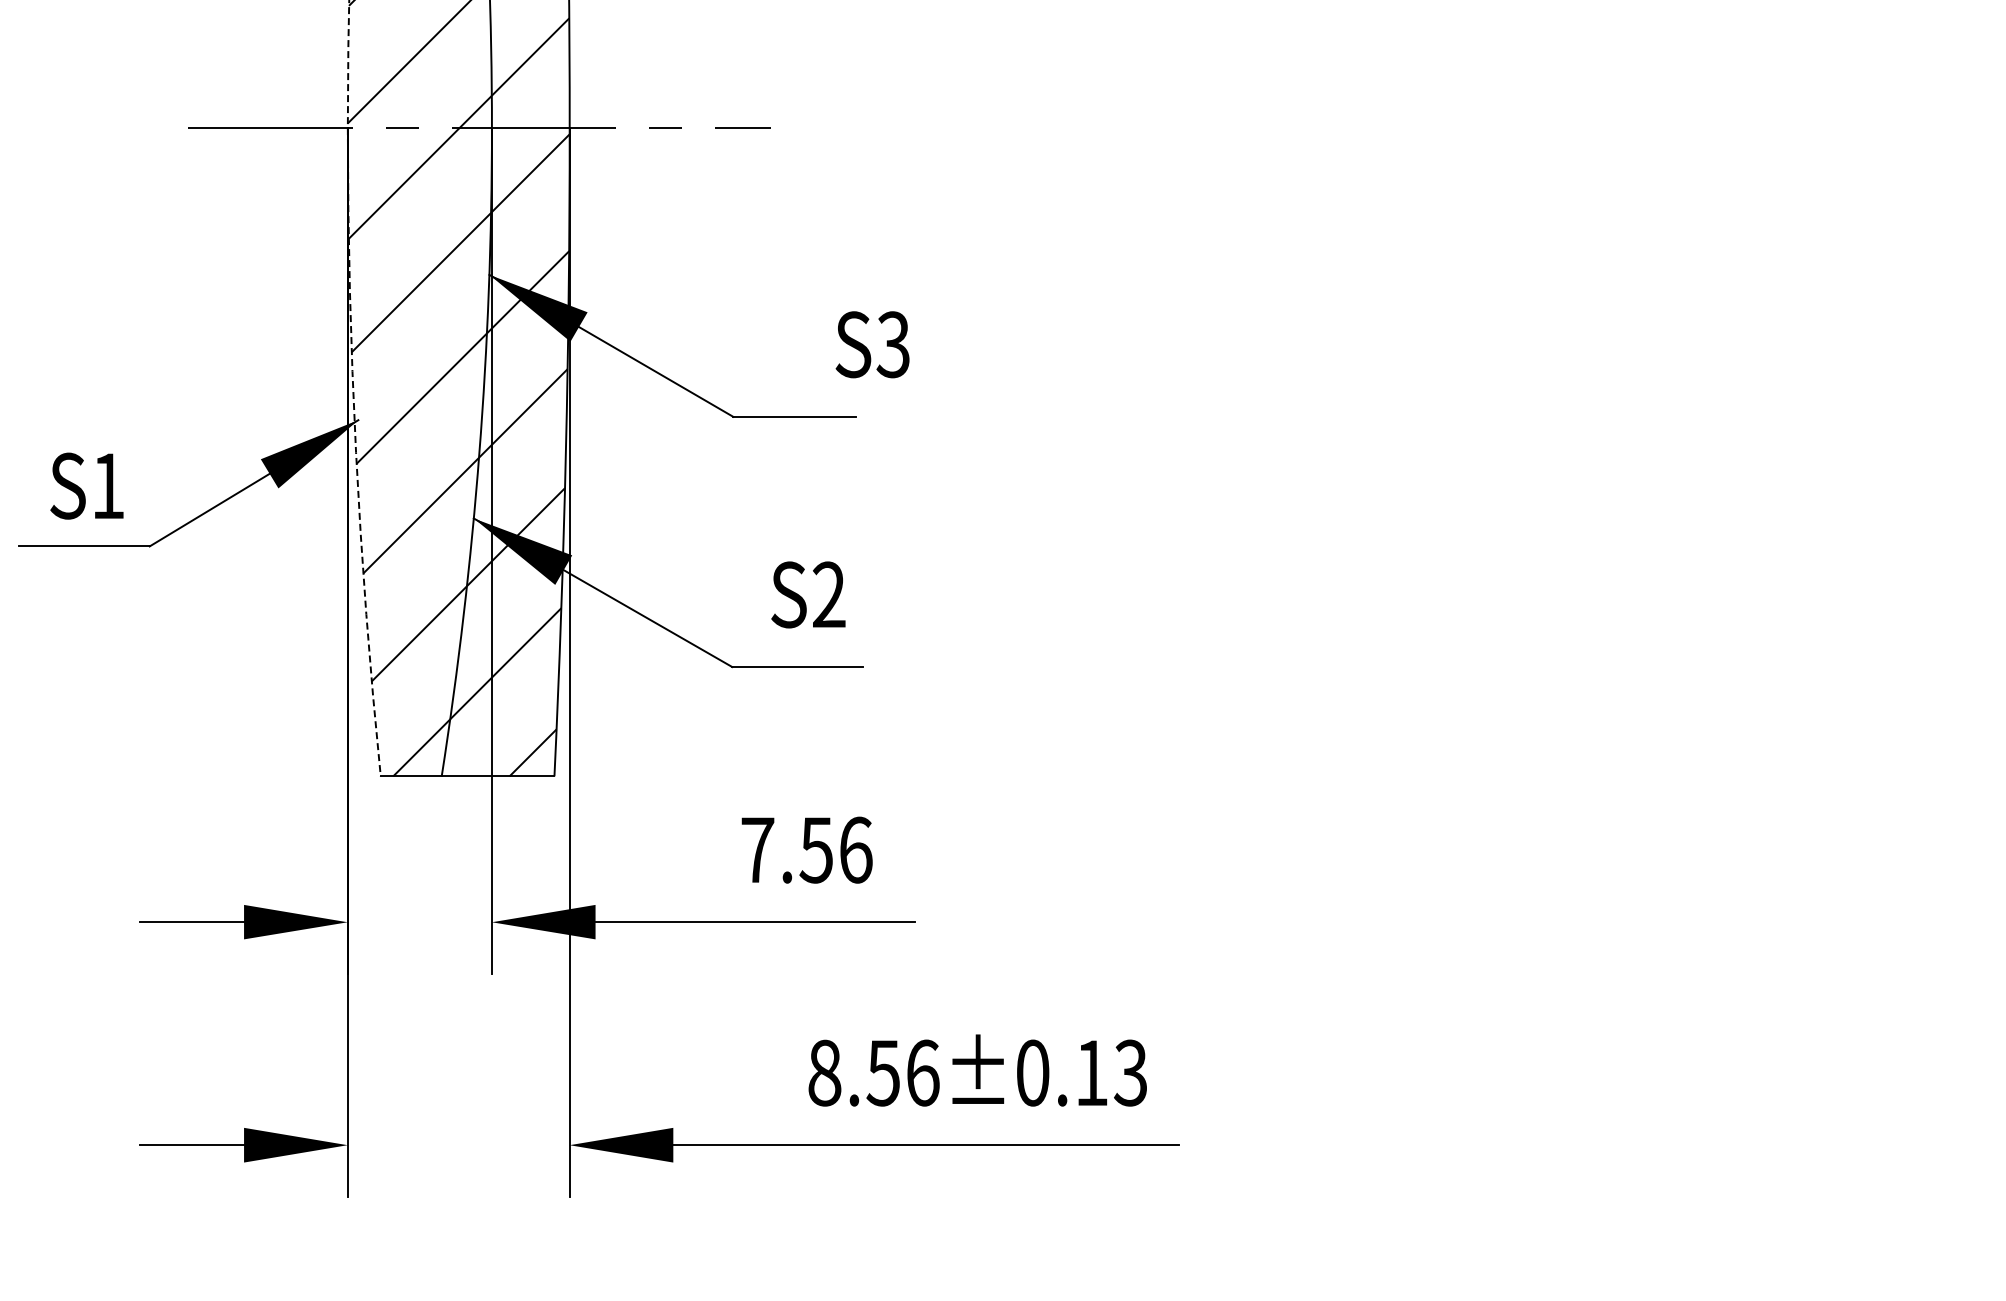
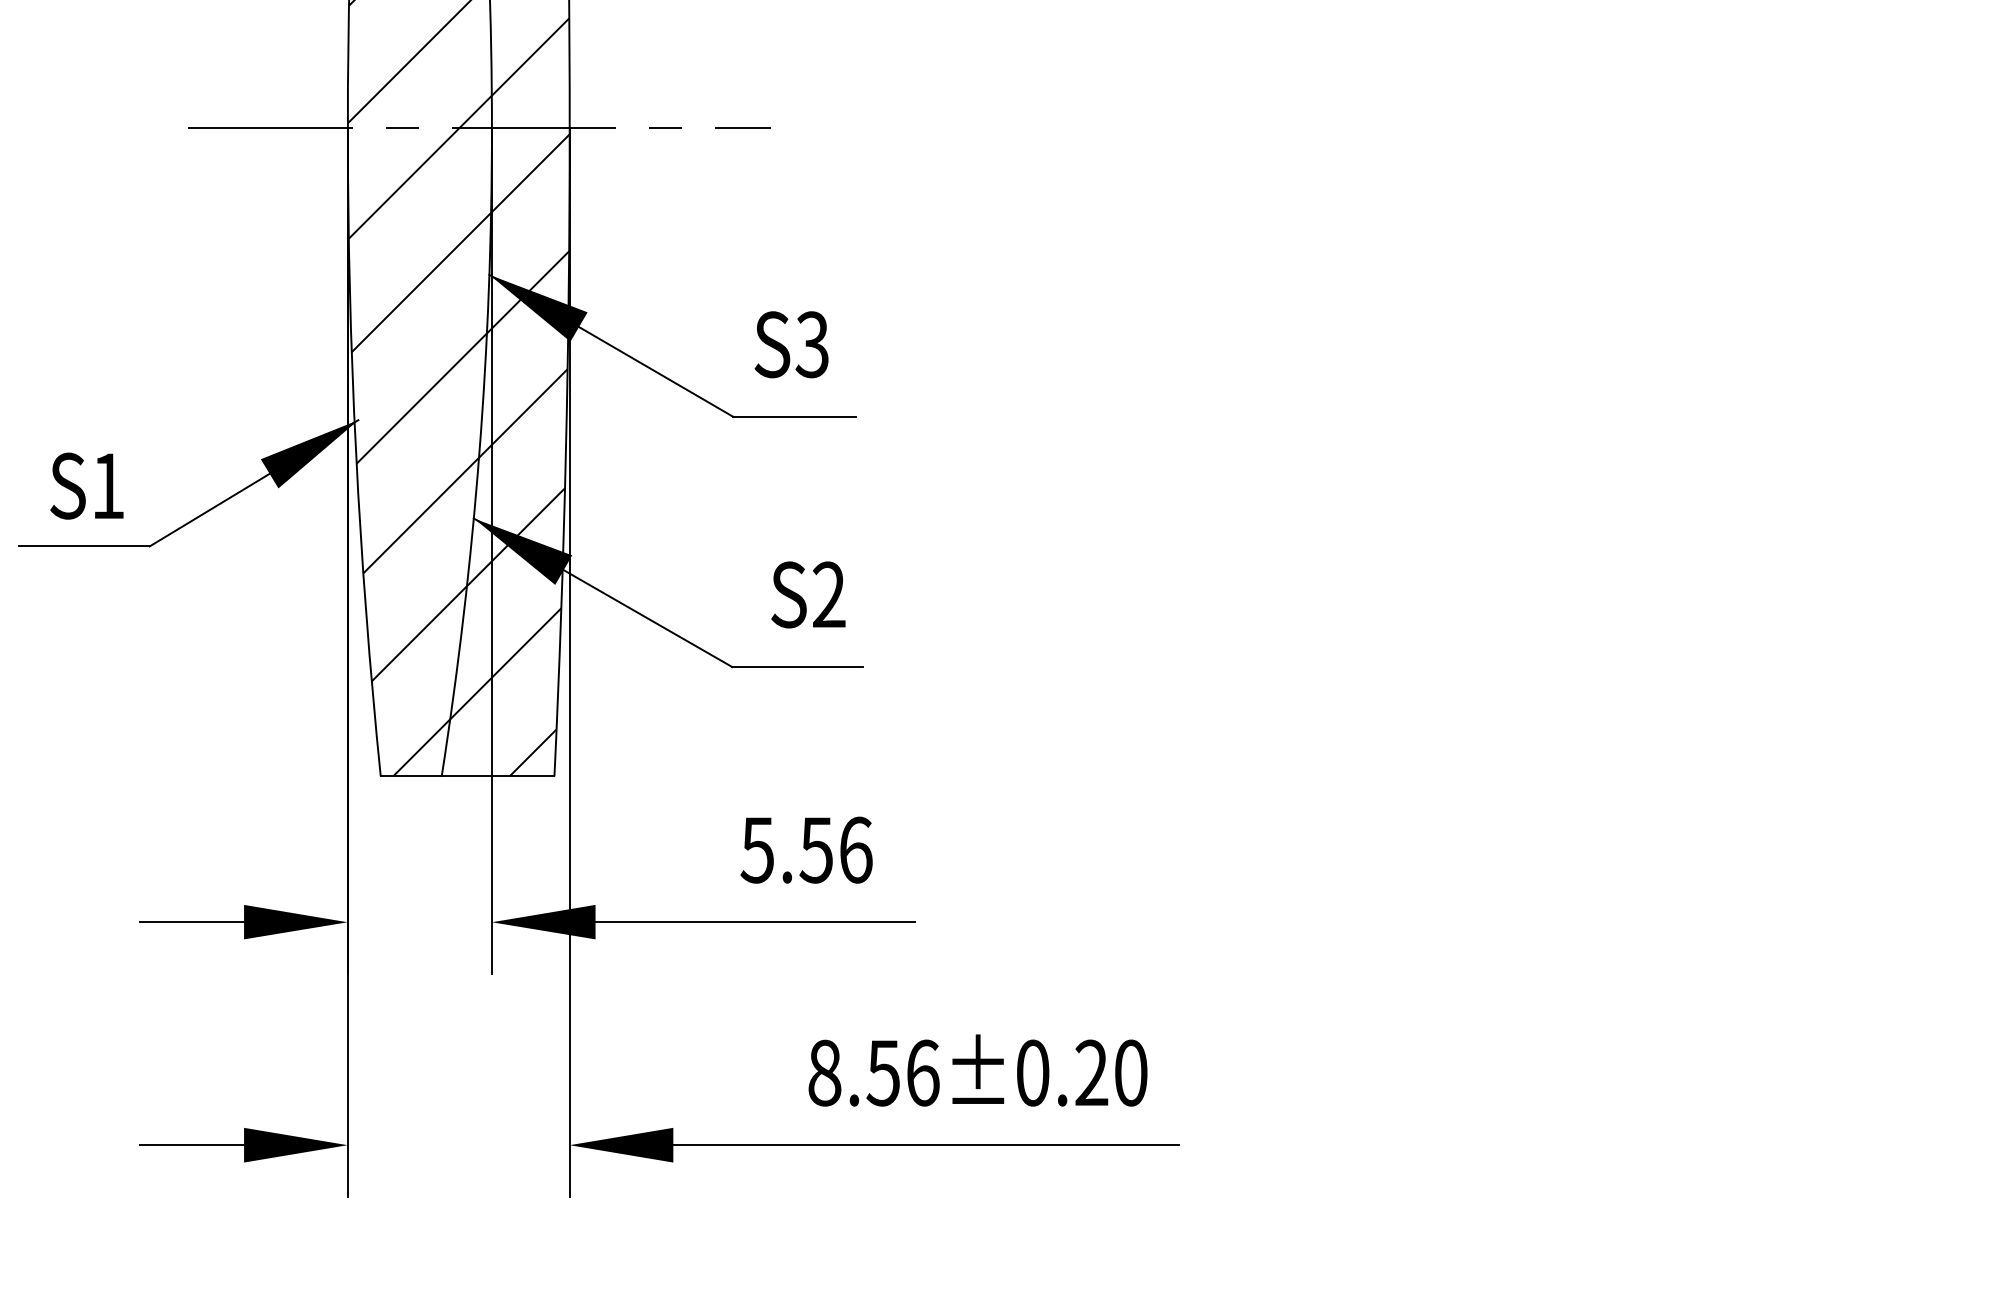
text position: (872, 344) -> (791, 344) (791, 344)
arc: dashed -> solid (353, 388)
text: 7.56 -> 5.56 (757, 850)
text: 8.56±0.13 -> 8.56±0.20 (1111, 1072)
